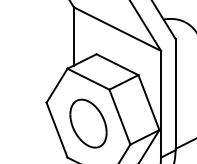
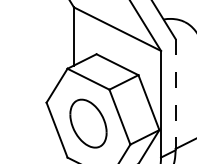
line: solid -> dashed (175, 94)
